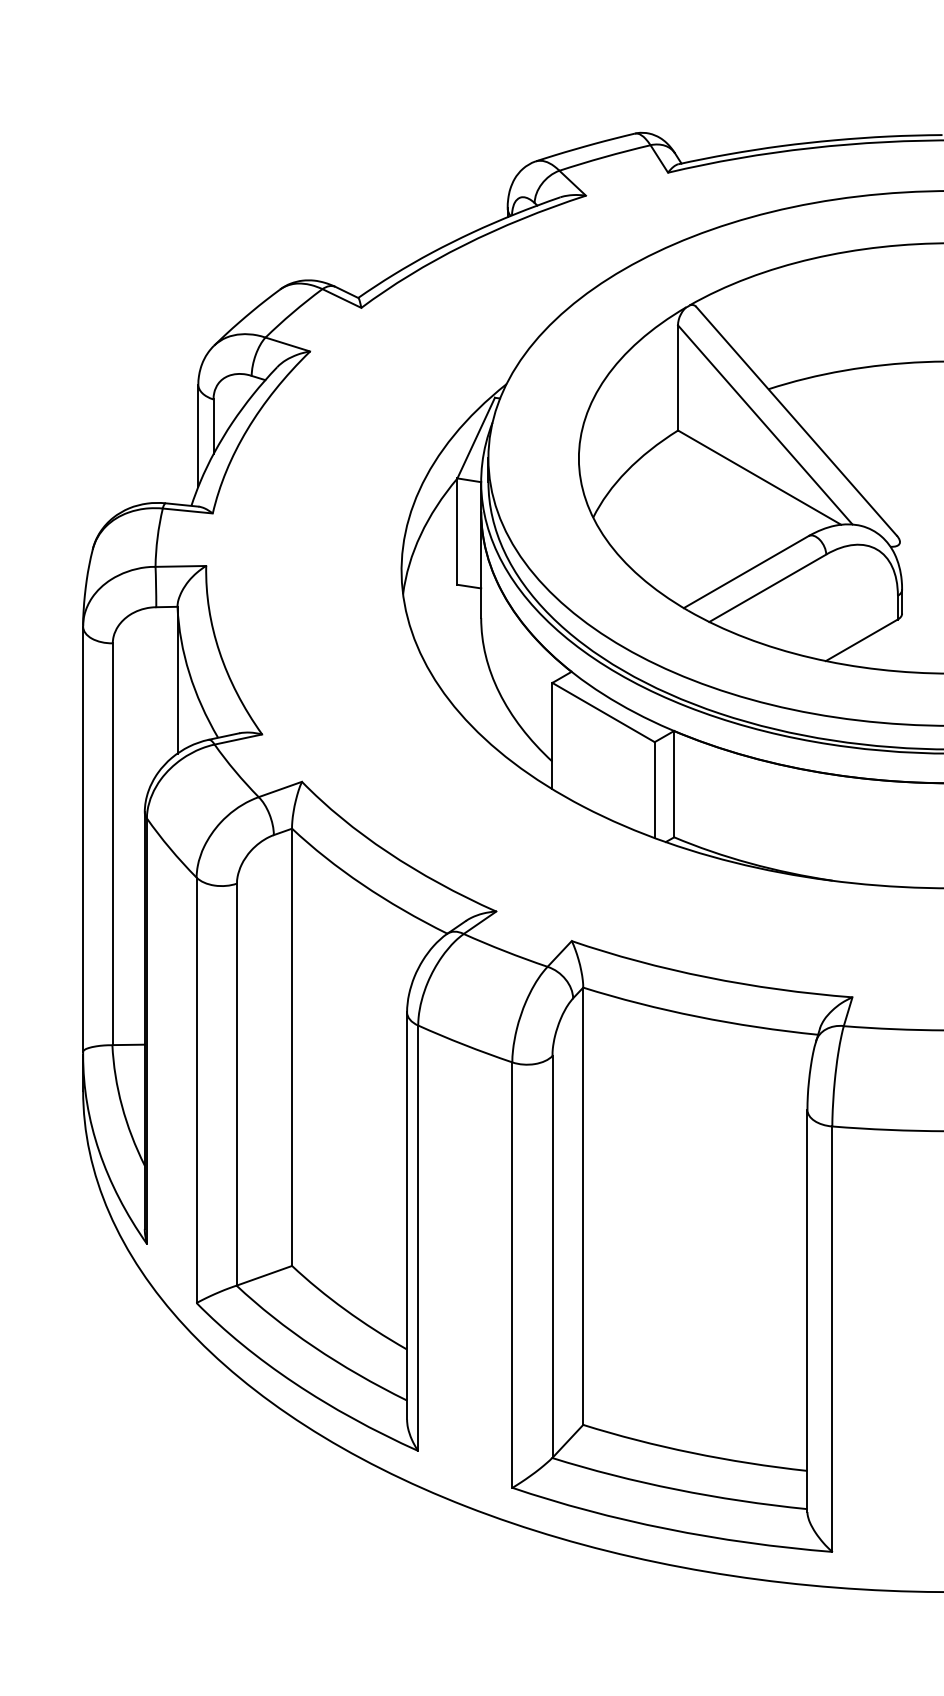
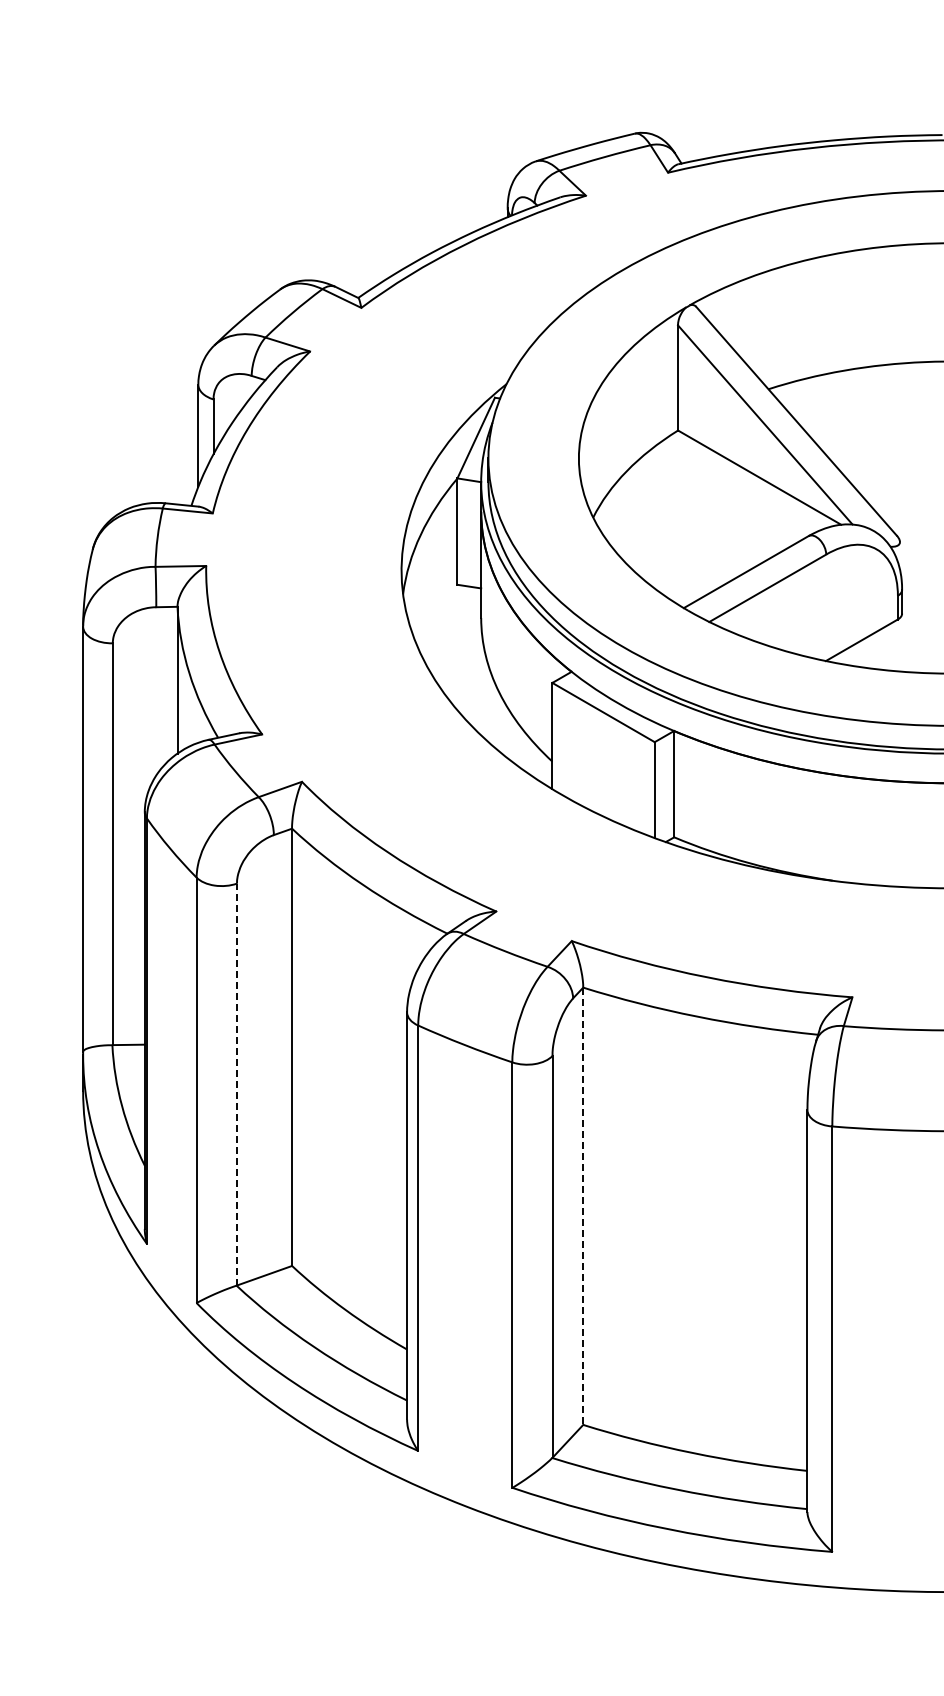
line: solid -> dashed (237, 1084)
line: solid -> dashed (583, 1206)
